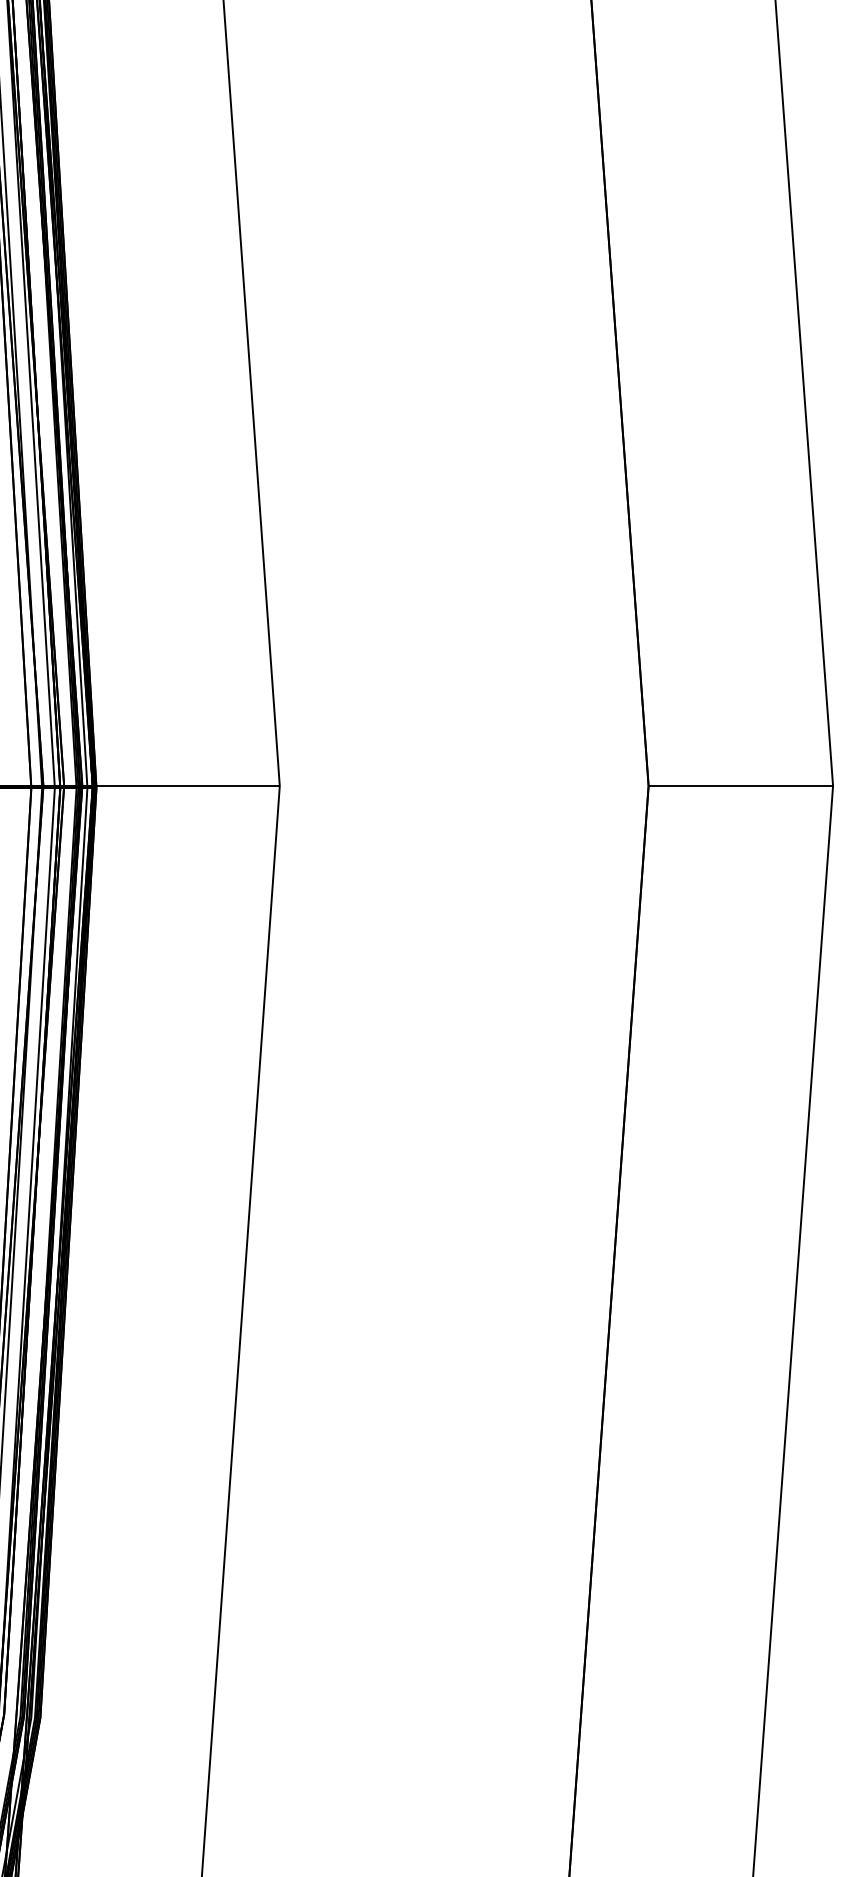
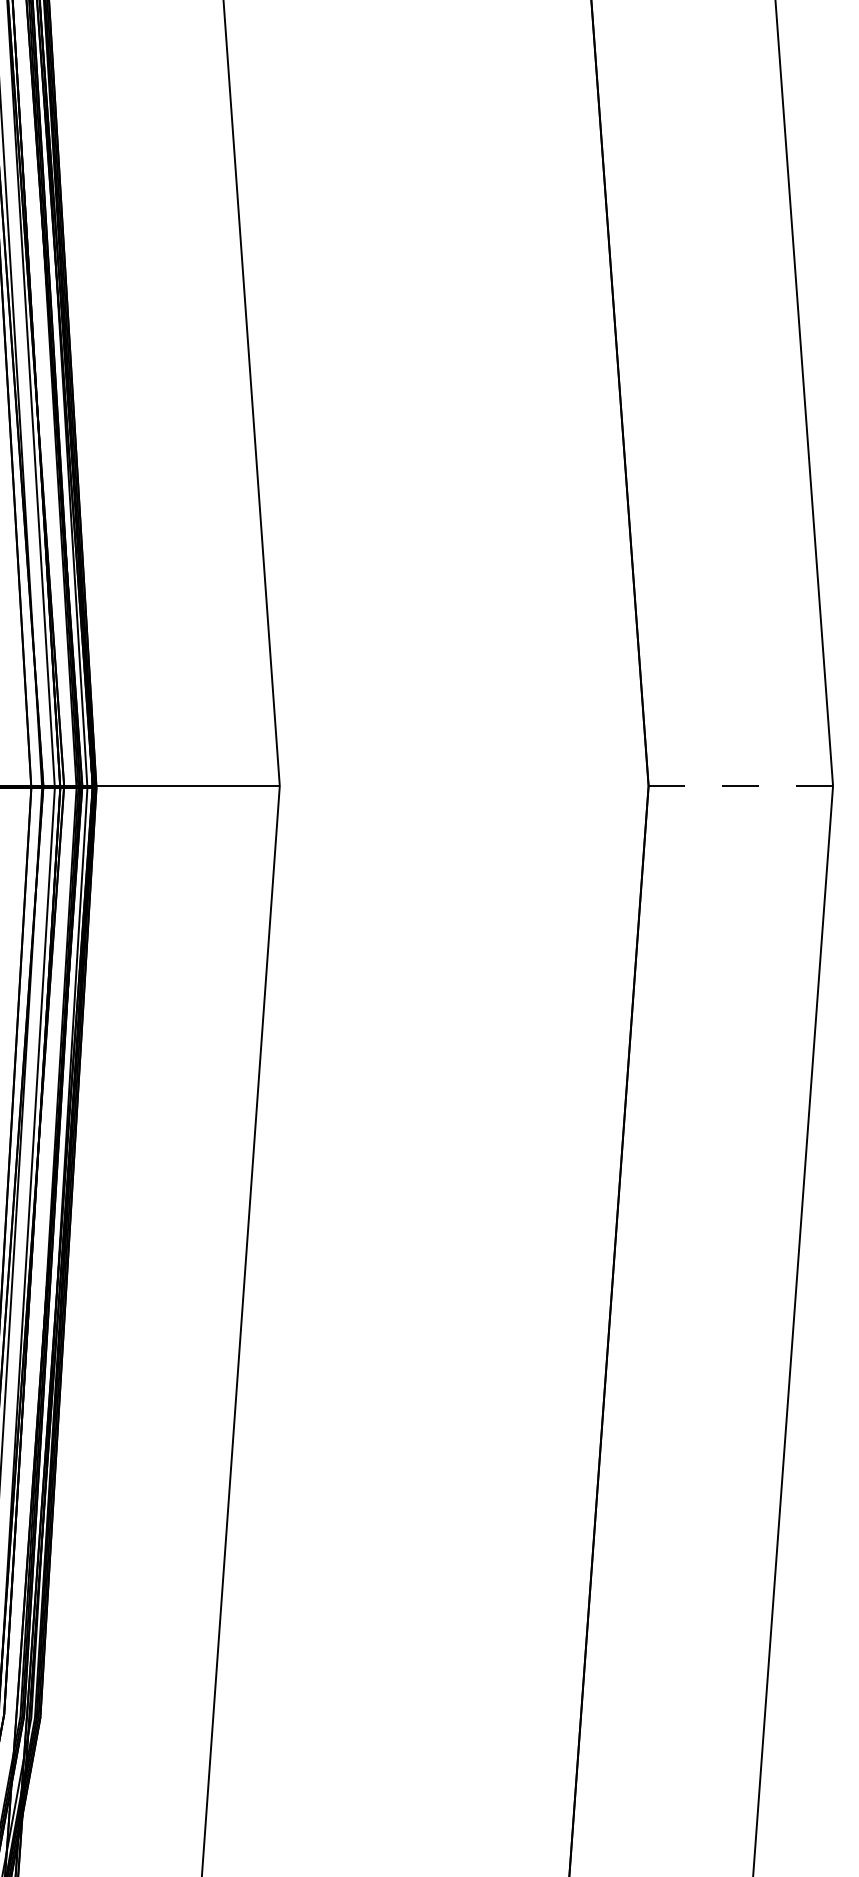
line: solid -> dashed (741, 786)
